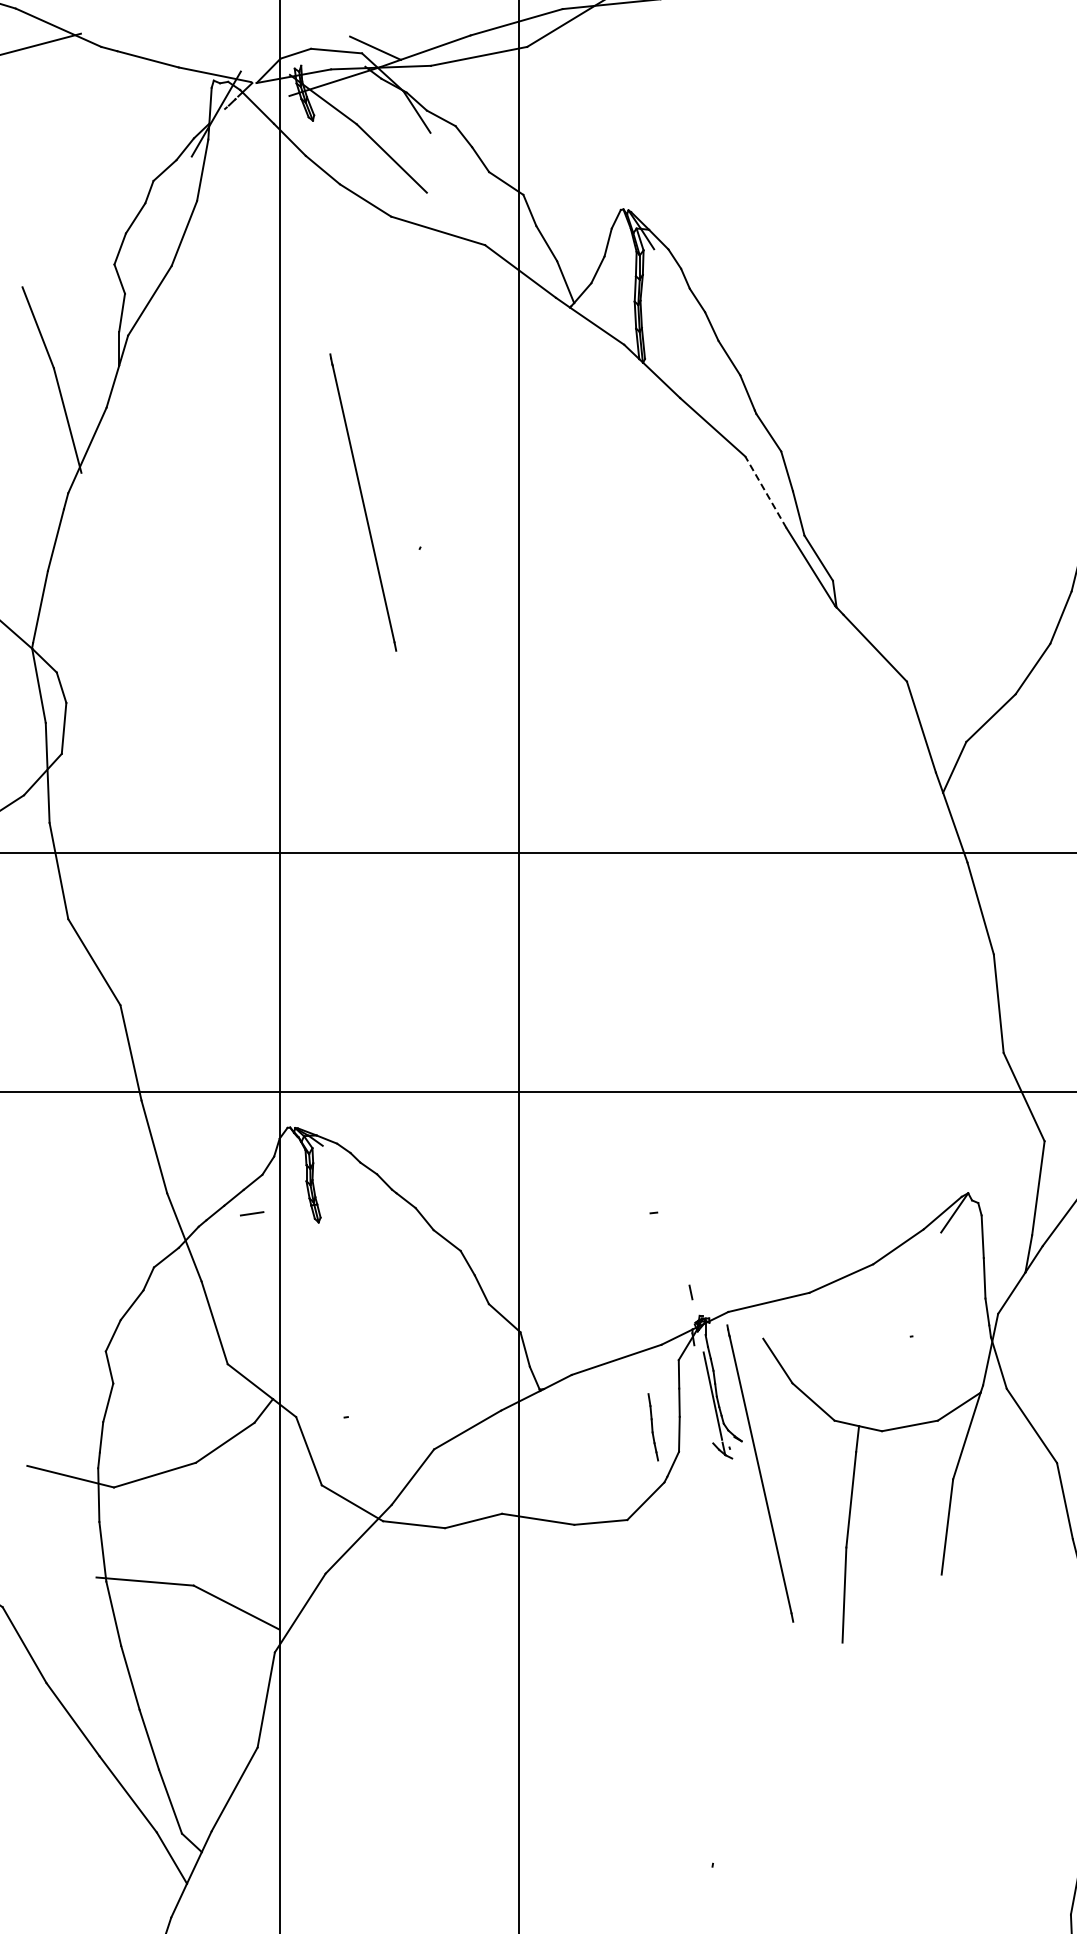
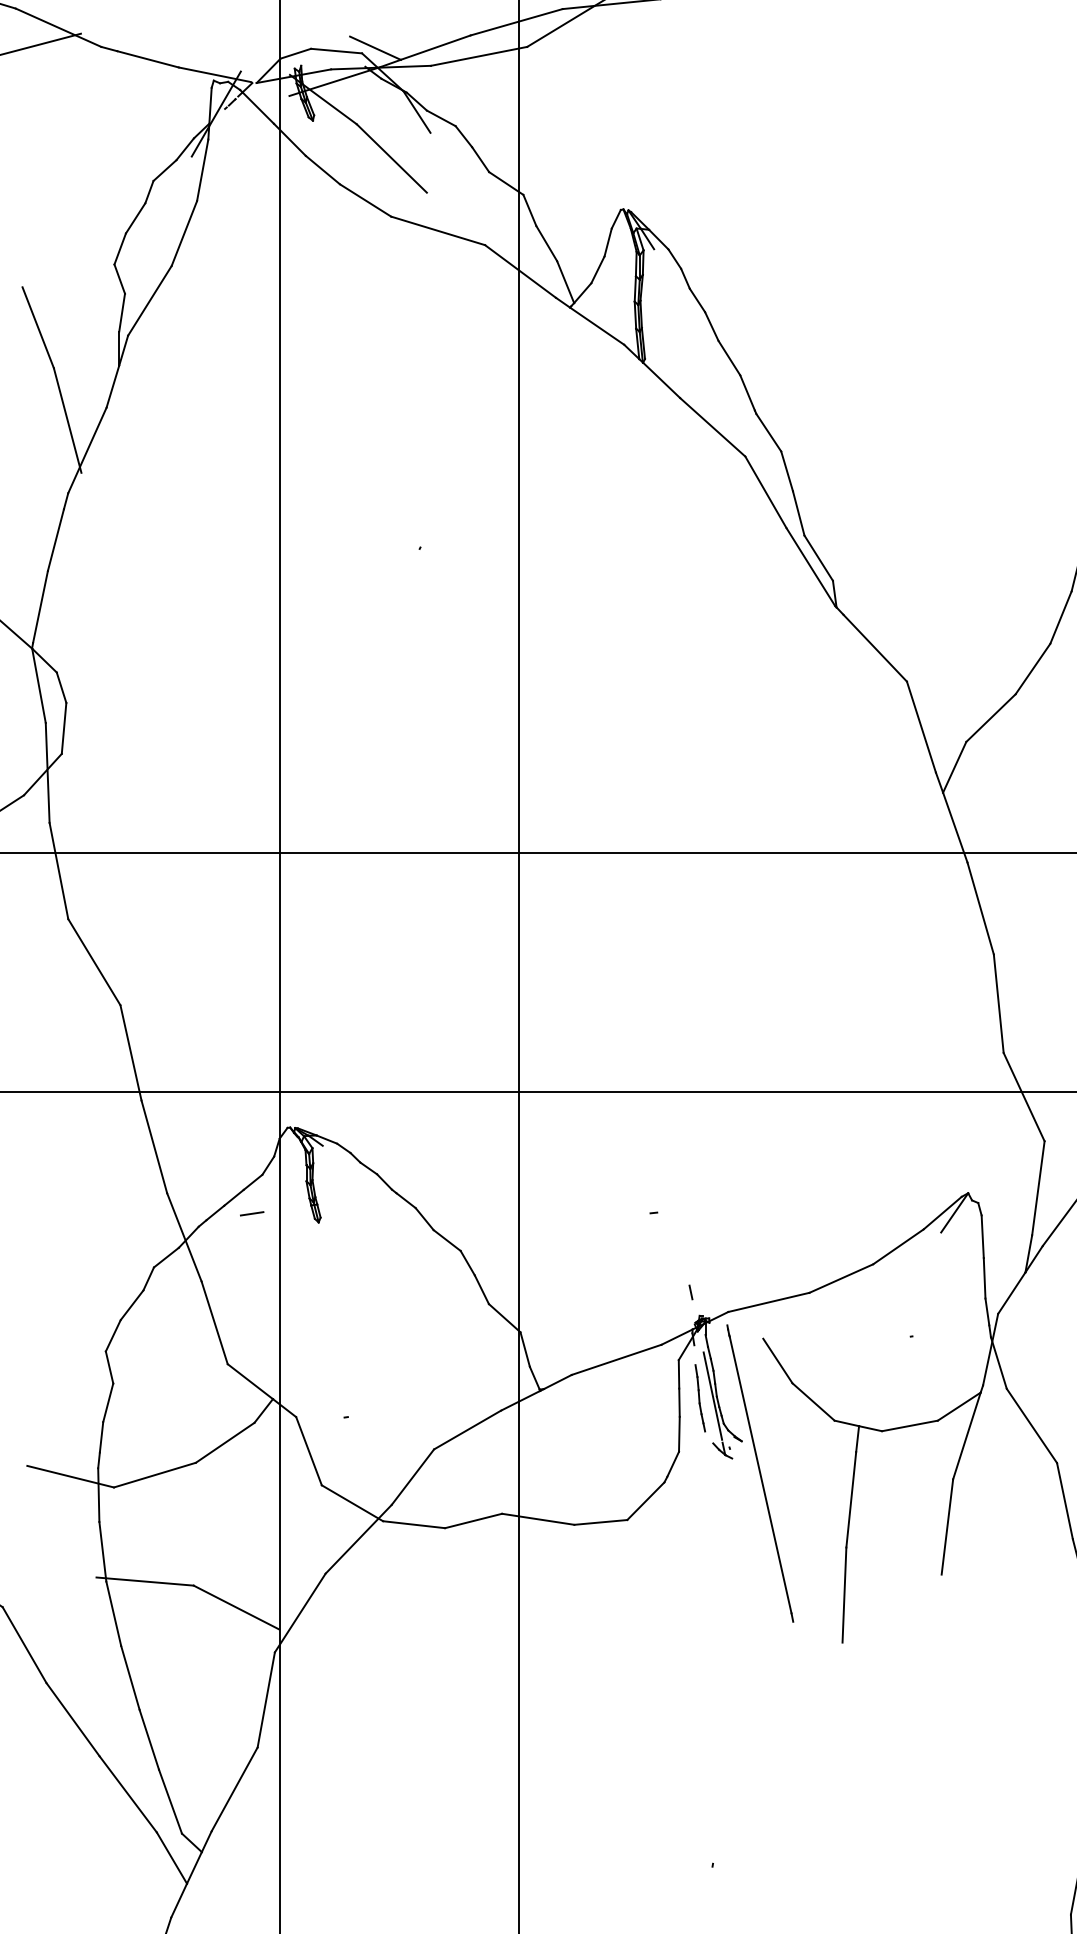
line: dashed -> solid (765, 491)
line: present -> none (363, 502)
part position: (652, 1427) -> (699, 1398) (699, 1398)
